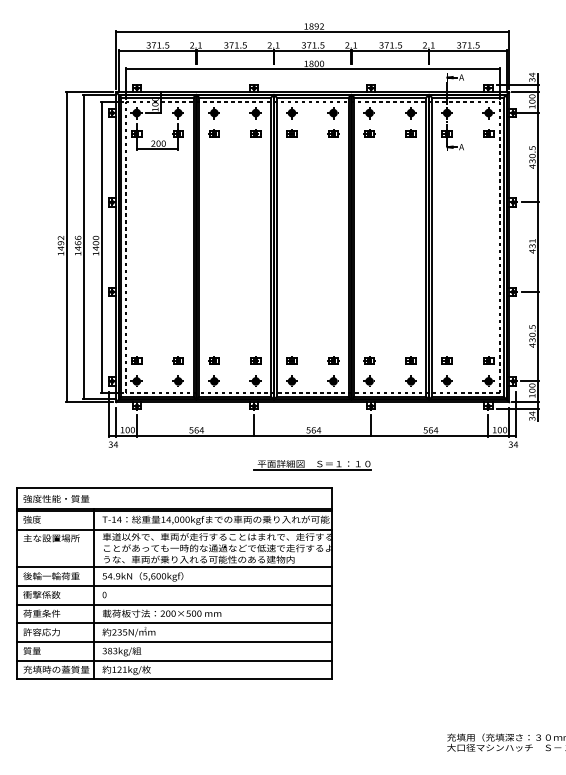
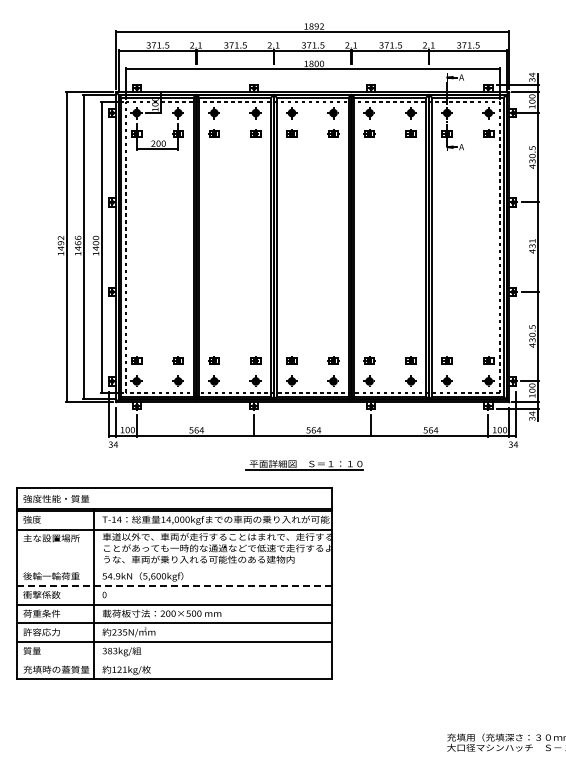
part position: (312, 465) -> (304, 465) (304, 465)
line: present -> none (174, 567)
line: solid -> dashed (174, 585)
line: present -> none (174, 660)
